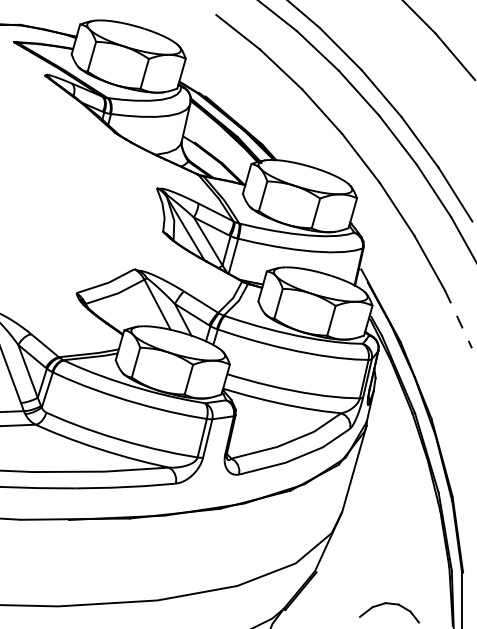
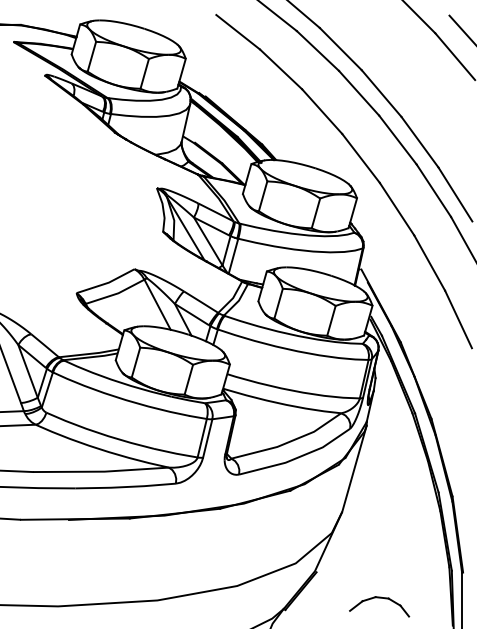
line: none -> present (461, 28)
line: dashed -> solid (458, 319)
part position: (389, 604) -> (379, 598) (379, 598)
